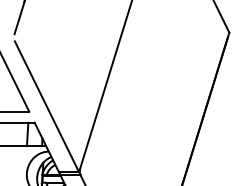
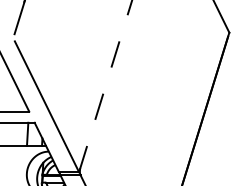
line: solid -> dashed (105, 86)
